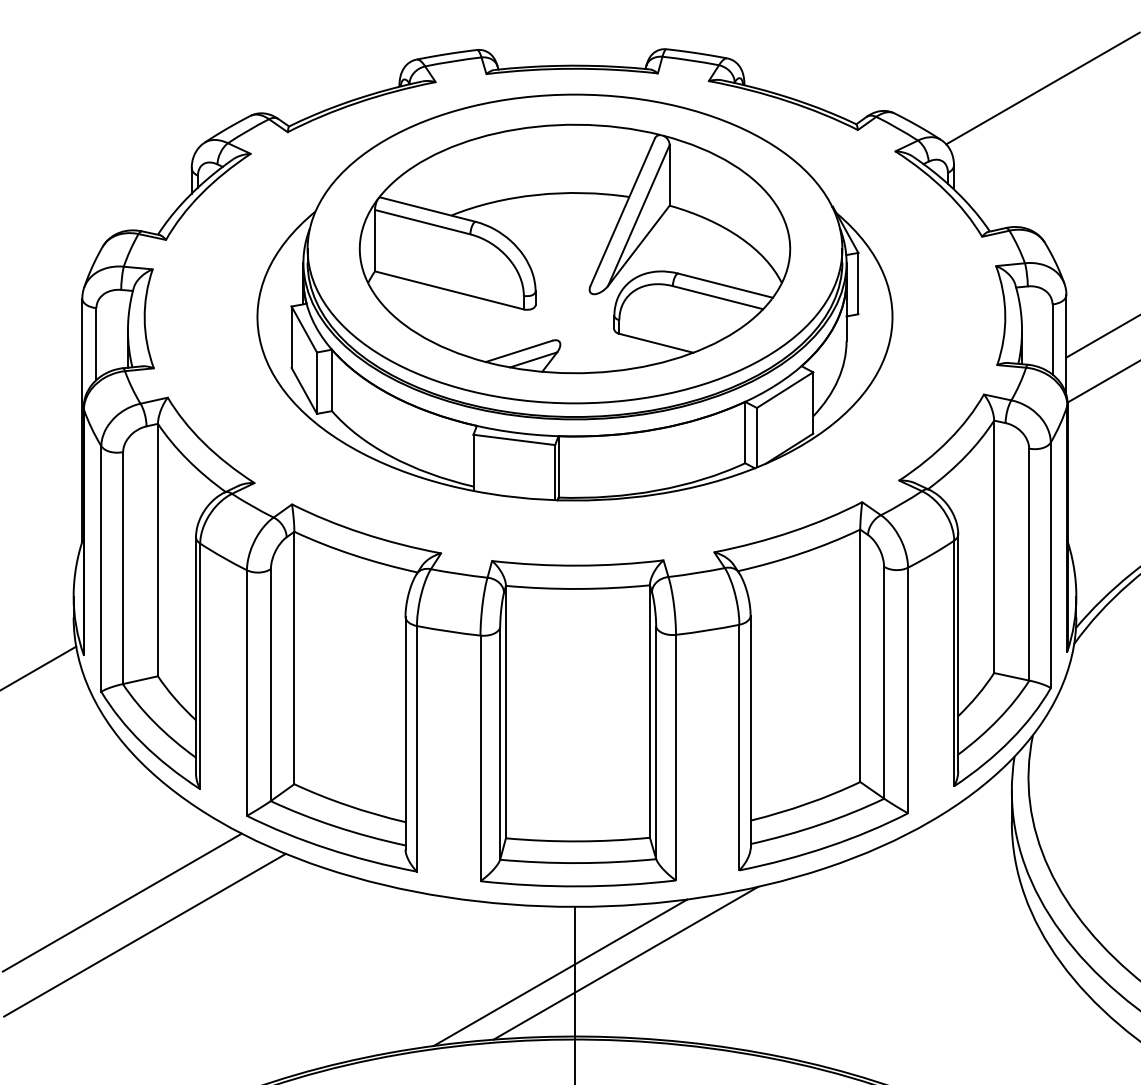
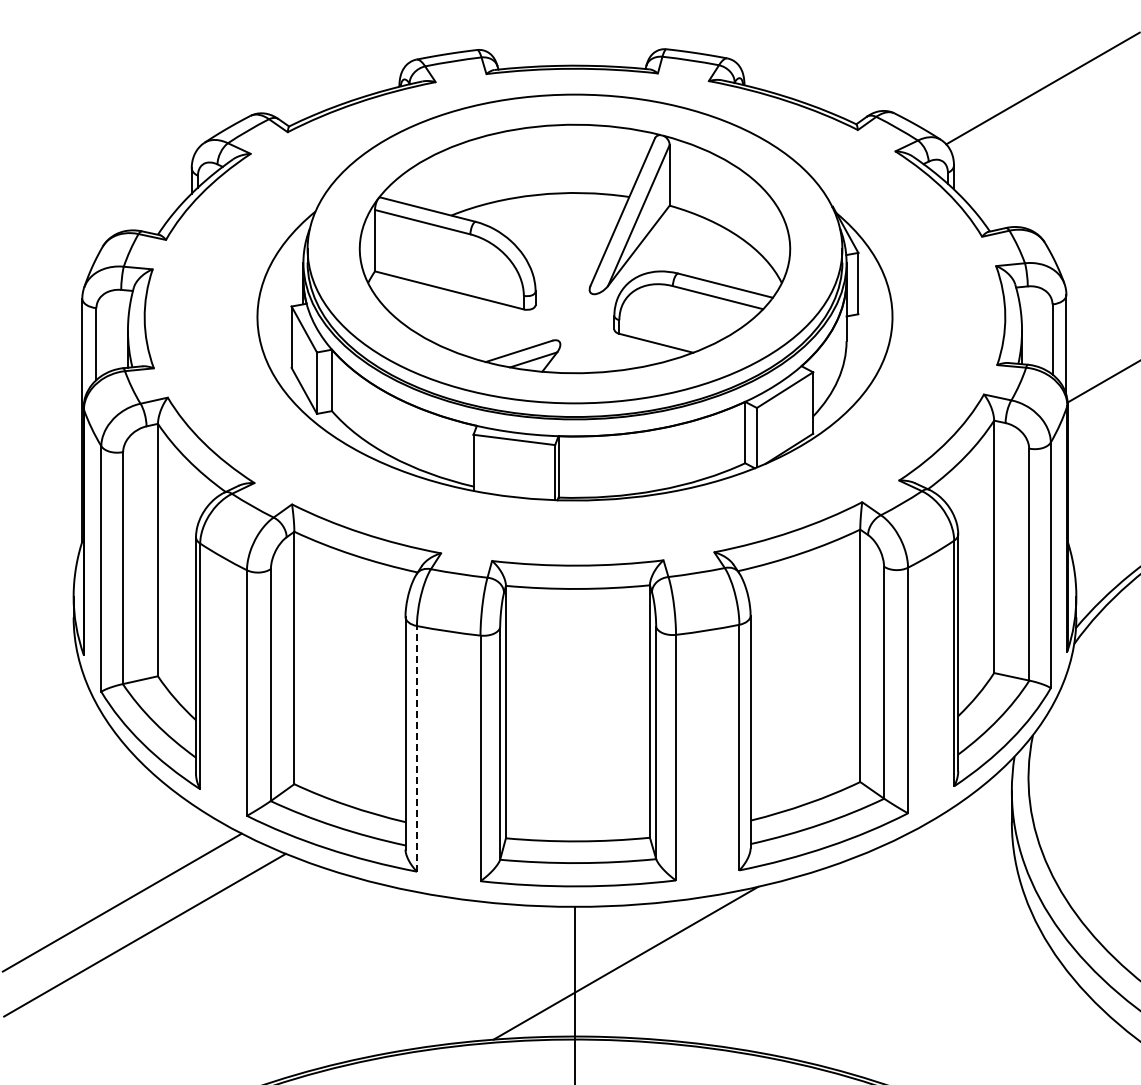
line: present -> none (1101, 336)
line: present -> none (39, 667)
line: solid -> dashed (416, 748)
line: present -> none (560, 972)
